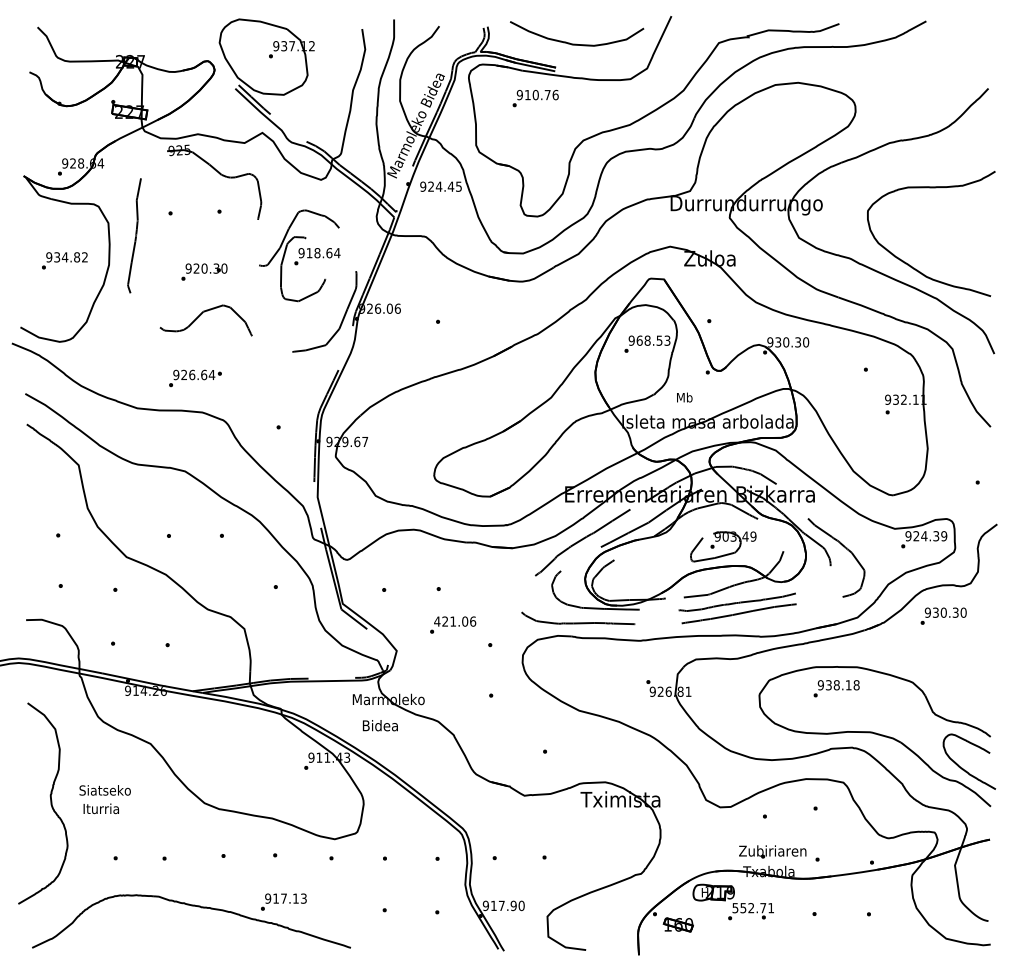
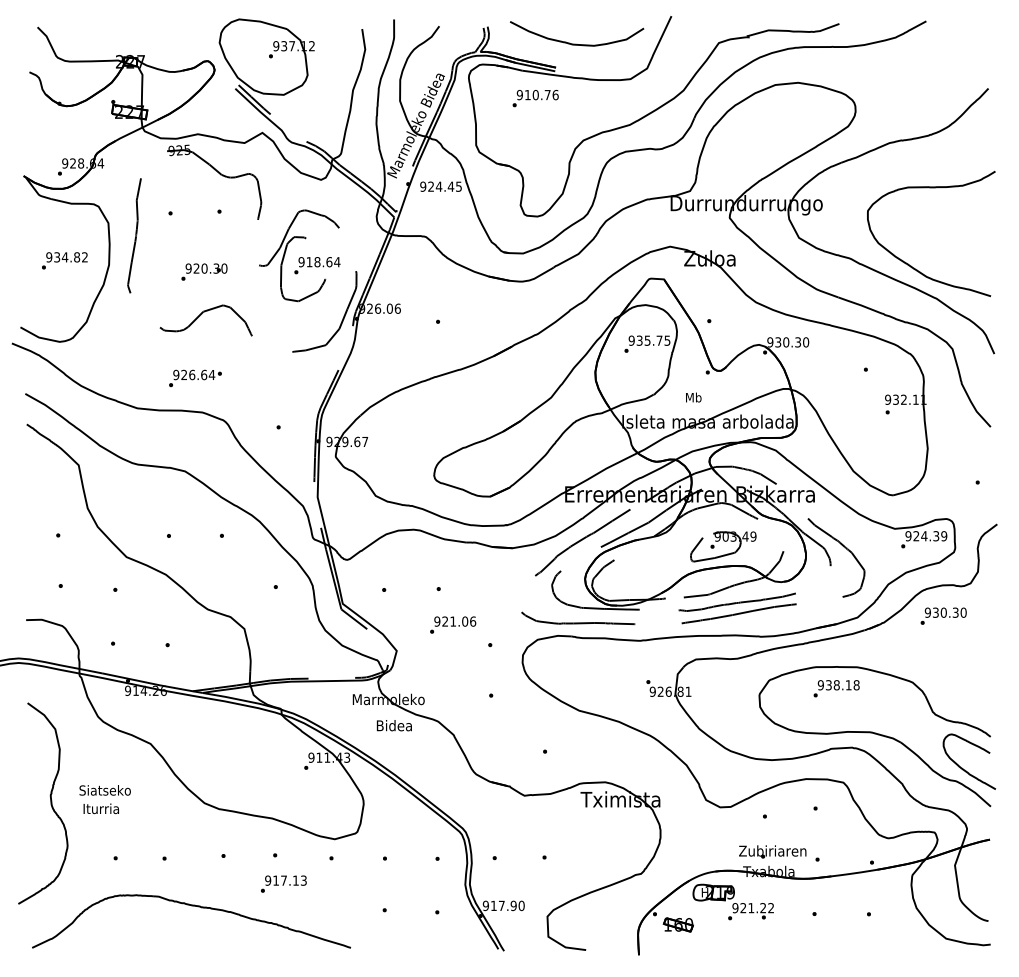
text position: (317, 256) -> (317, 265) (317, 265)
text: 968.53 -> 935.75 (653, 340)
text position: (684, 397) -> (693, 397) (693, 397)
text: 421.06 -> 921.06 (437, 621)
text position: (379, 725) -> (393, 725) (393, 725)
text position: (283, 901) -> (283, 883) (283, 883)
text: 552.71 -> 921.22 (752, 908)
